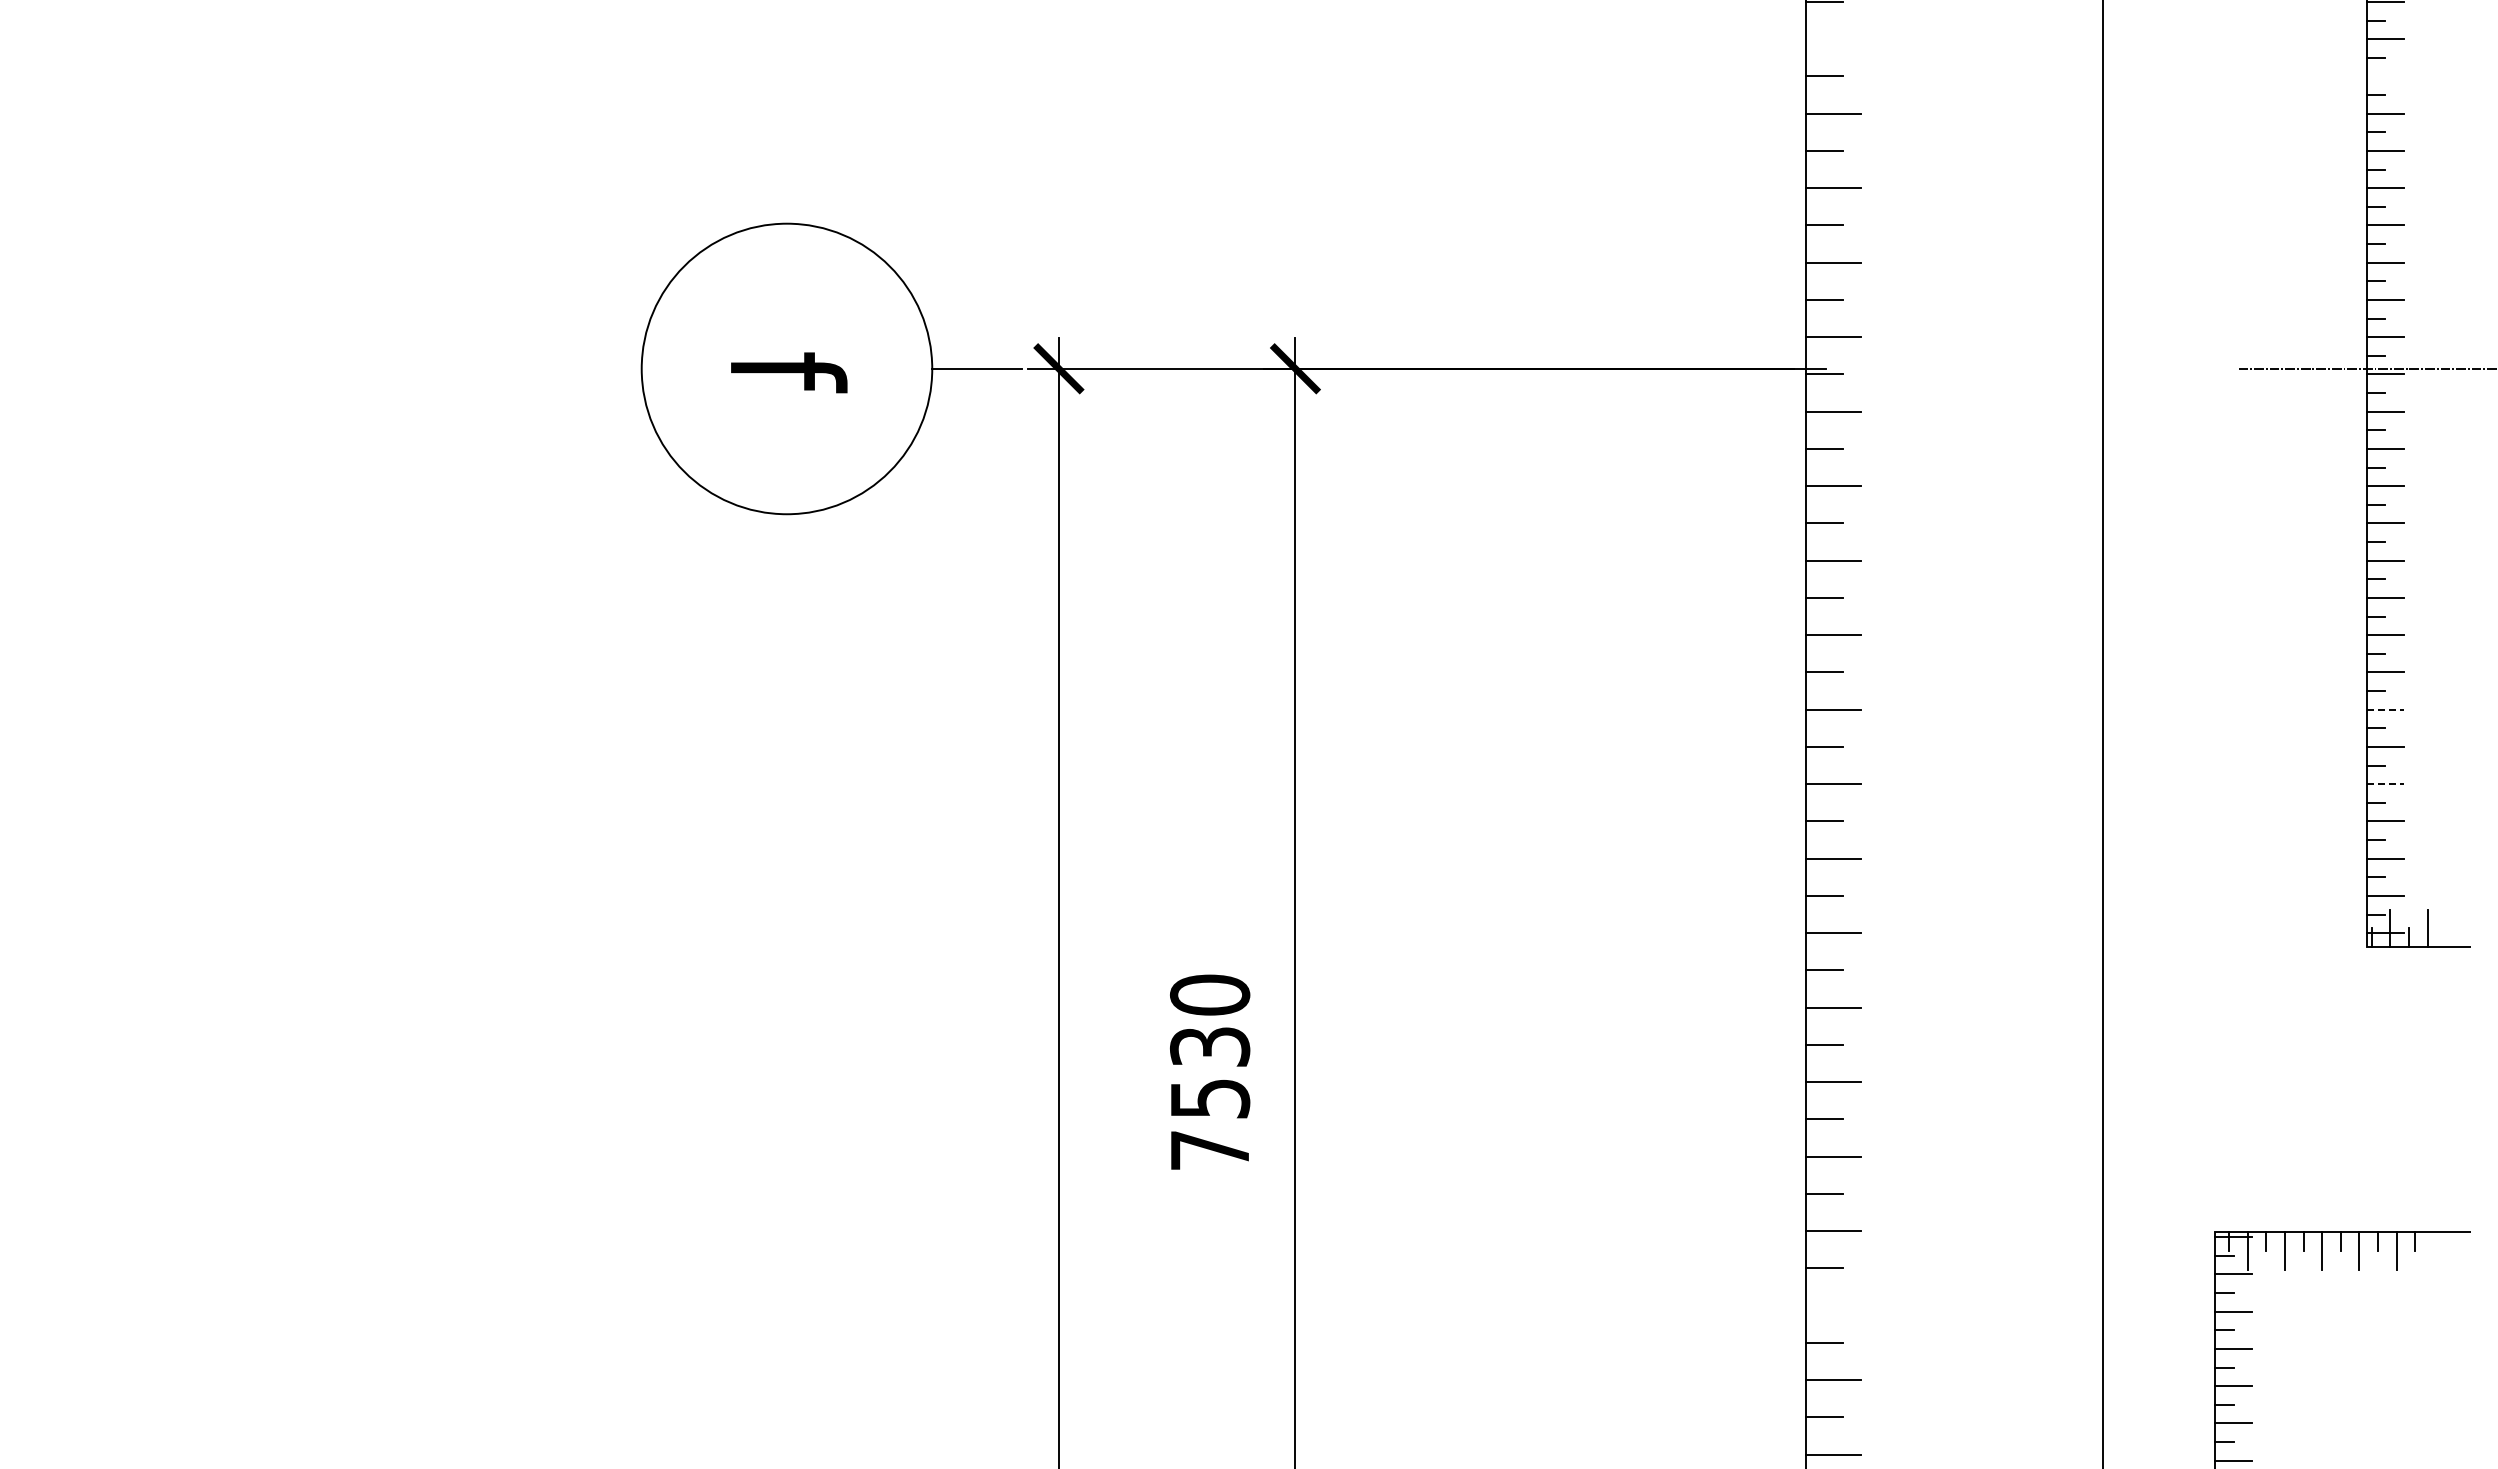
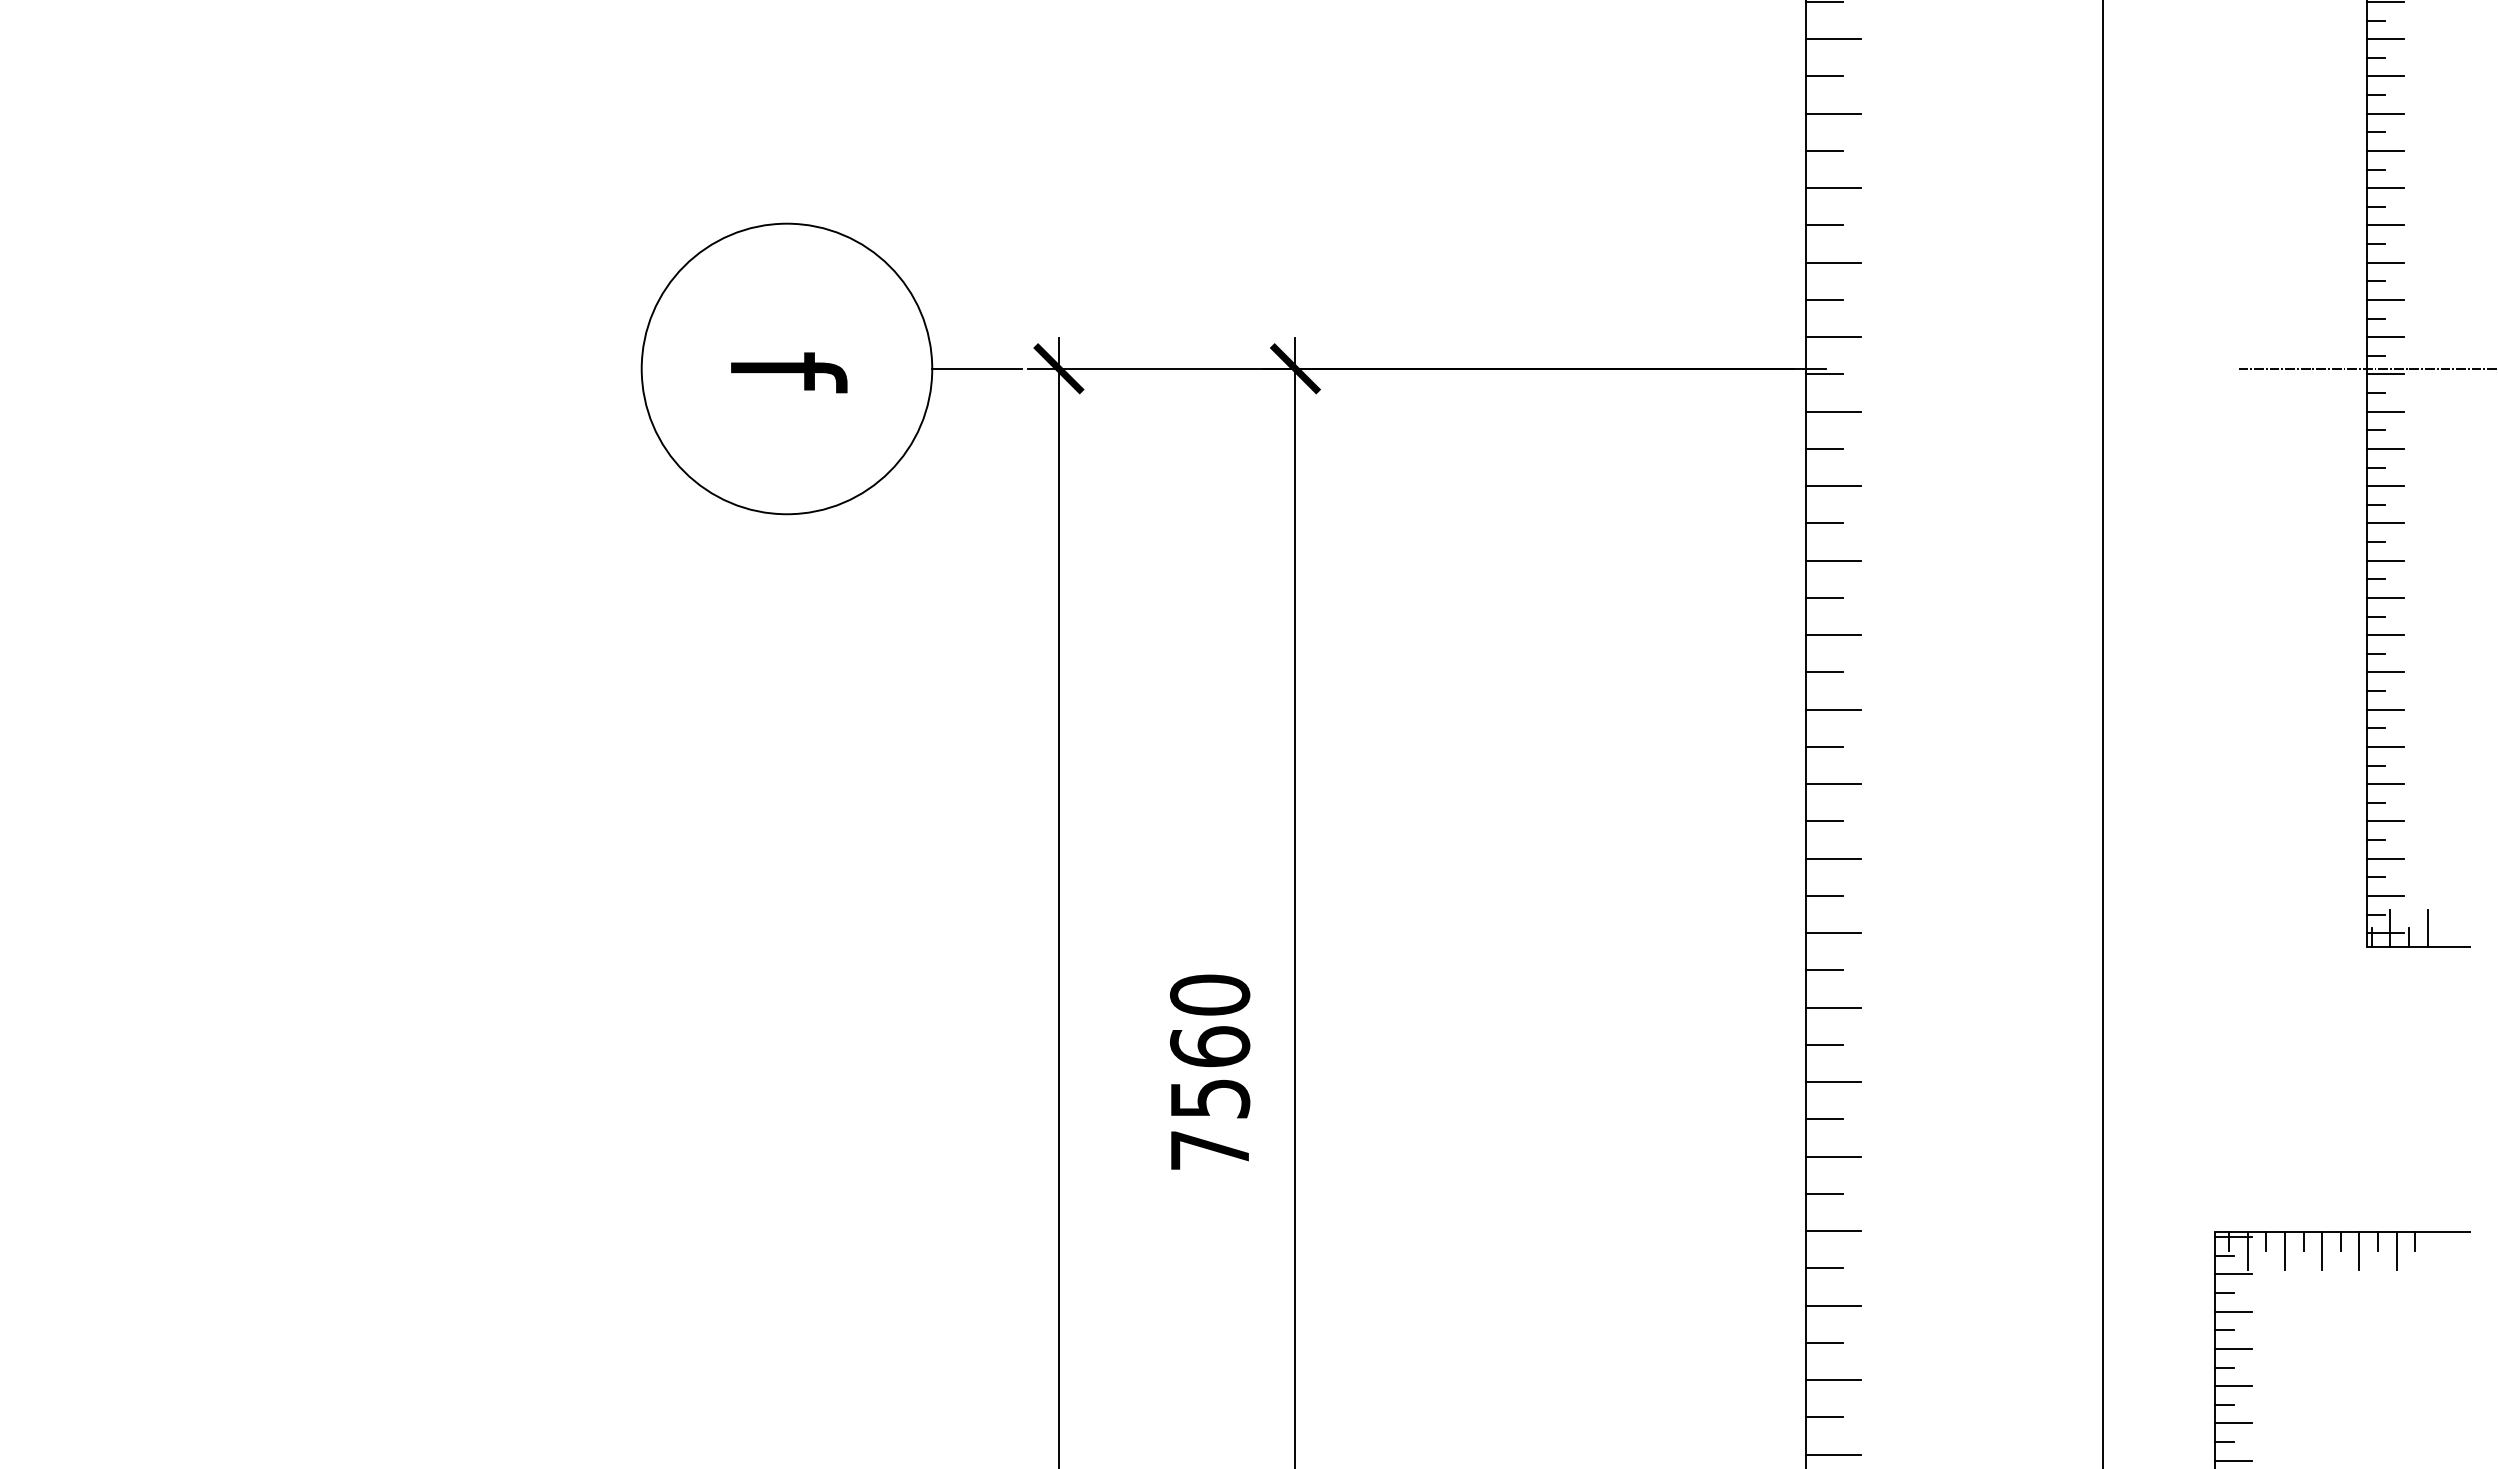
line: none -> present (1833, 39)
line: none -> present (2385, 76)
line: dashed -> solid (2385, 709)
line: dashed -> solid (2385, 784)
text: 7530 -> 7560 (1209, 1046)
line: none -> present (1833, 1305)
